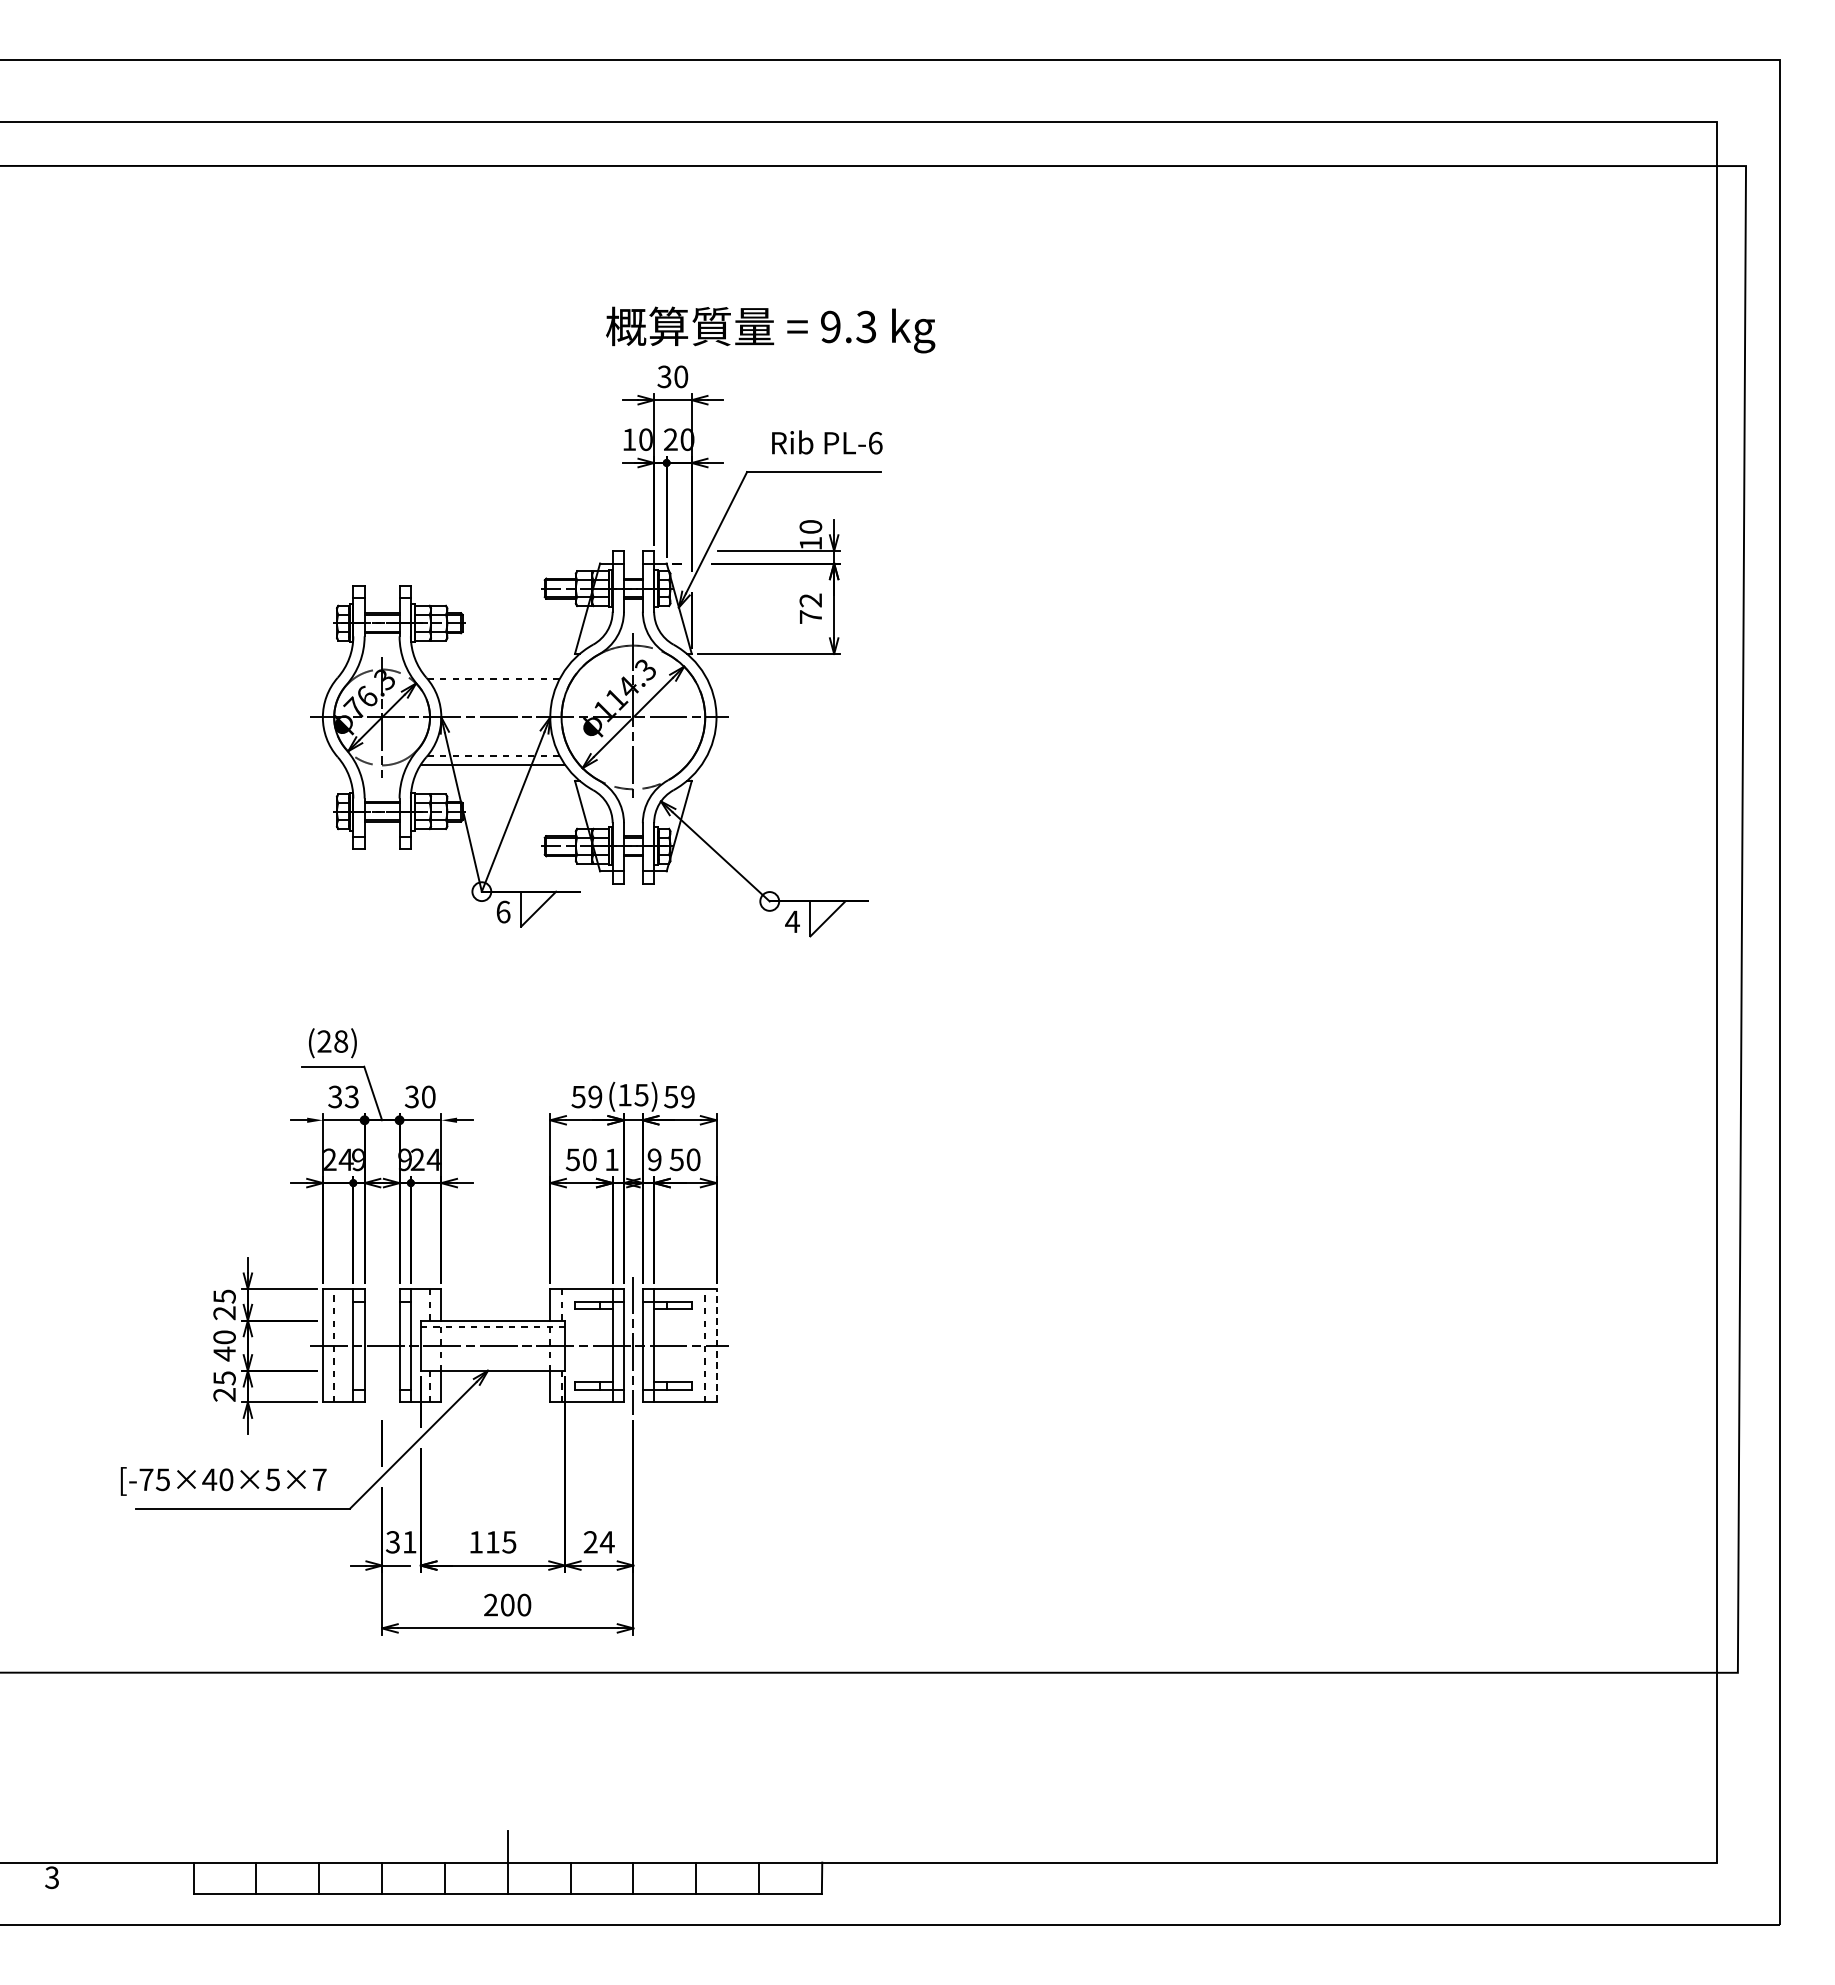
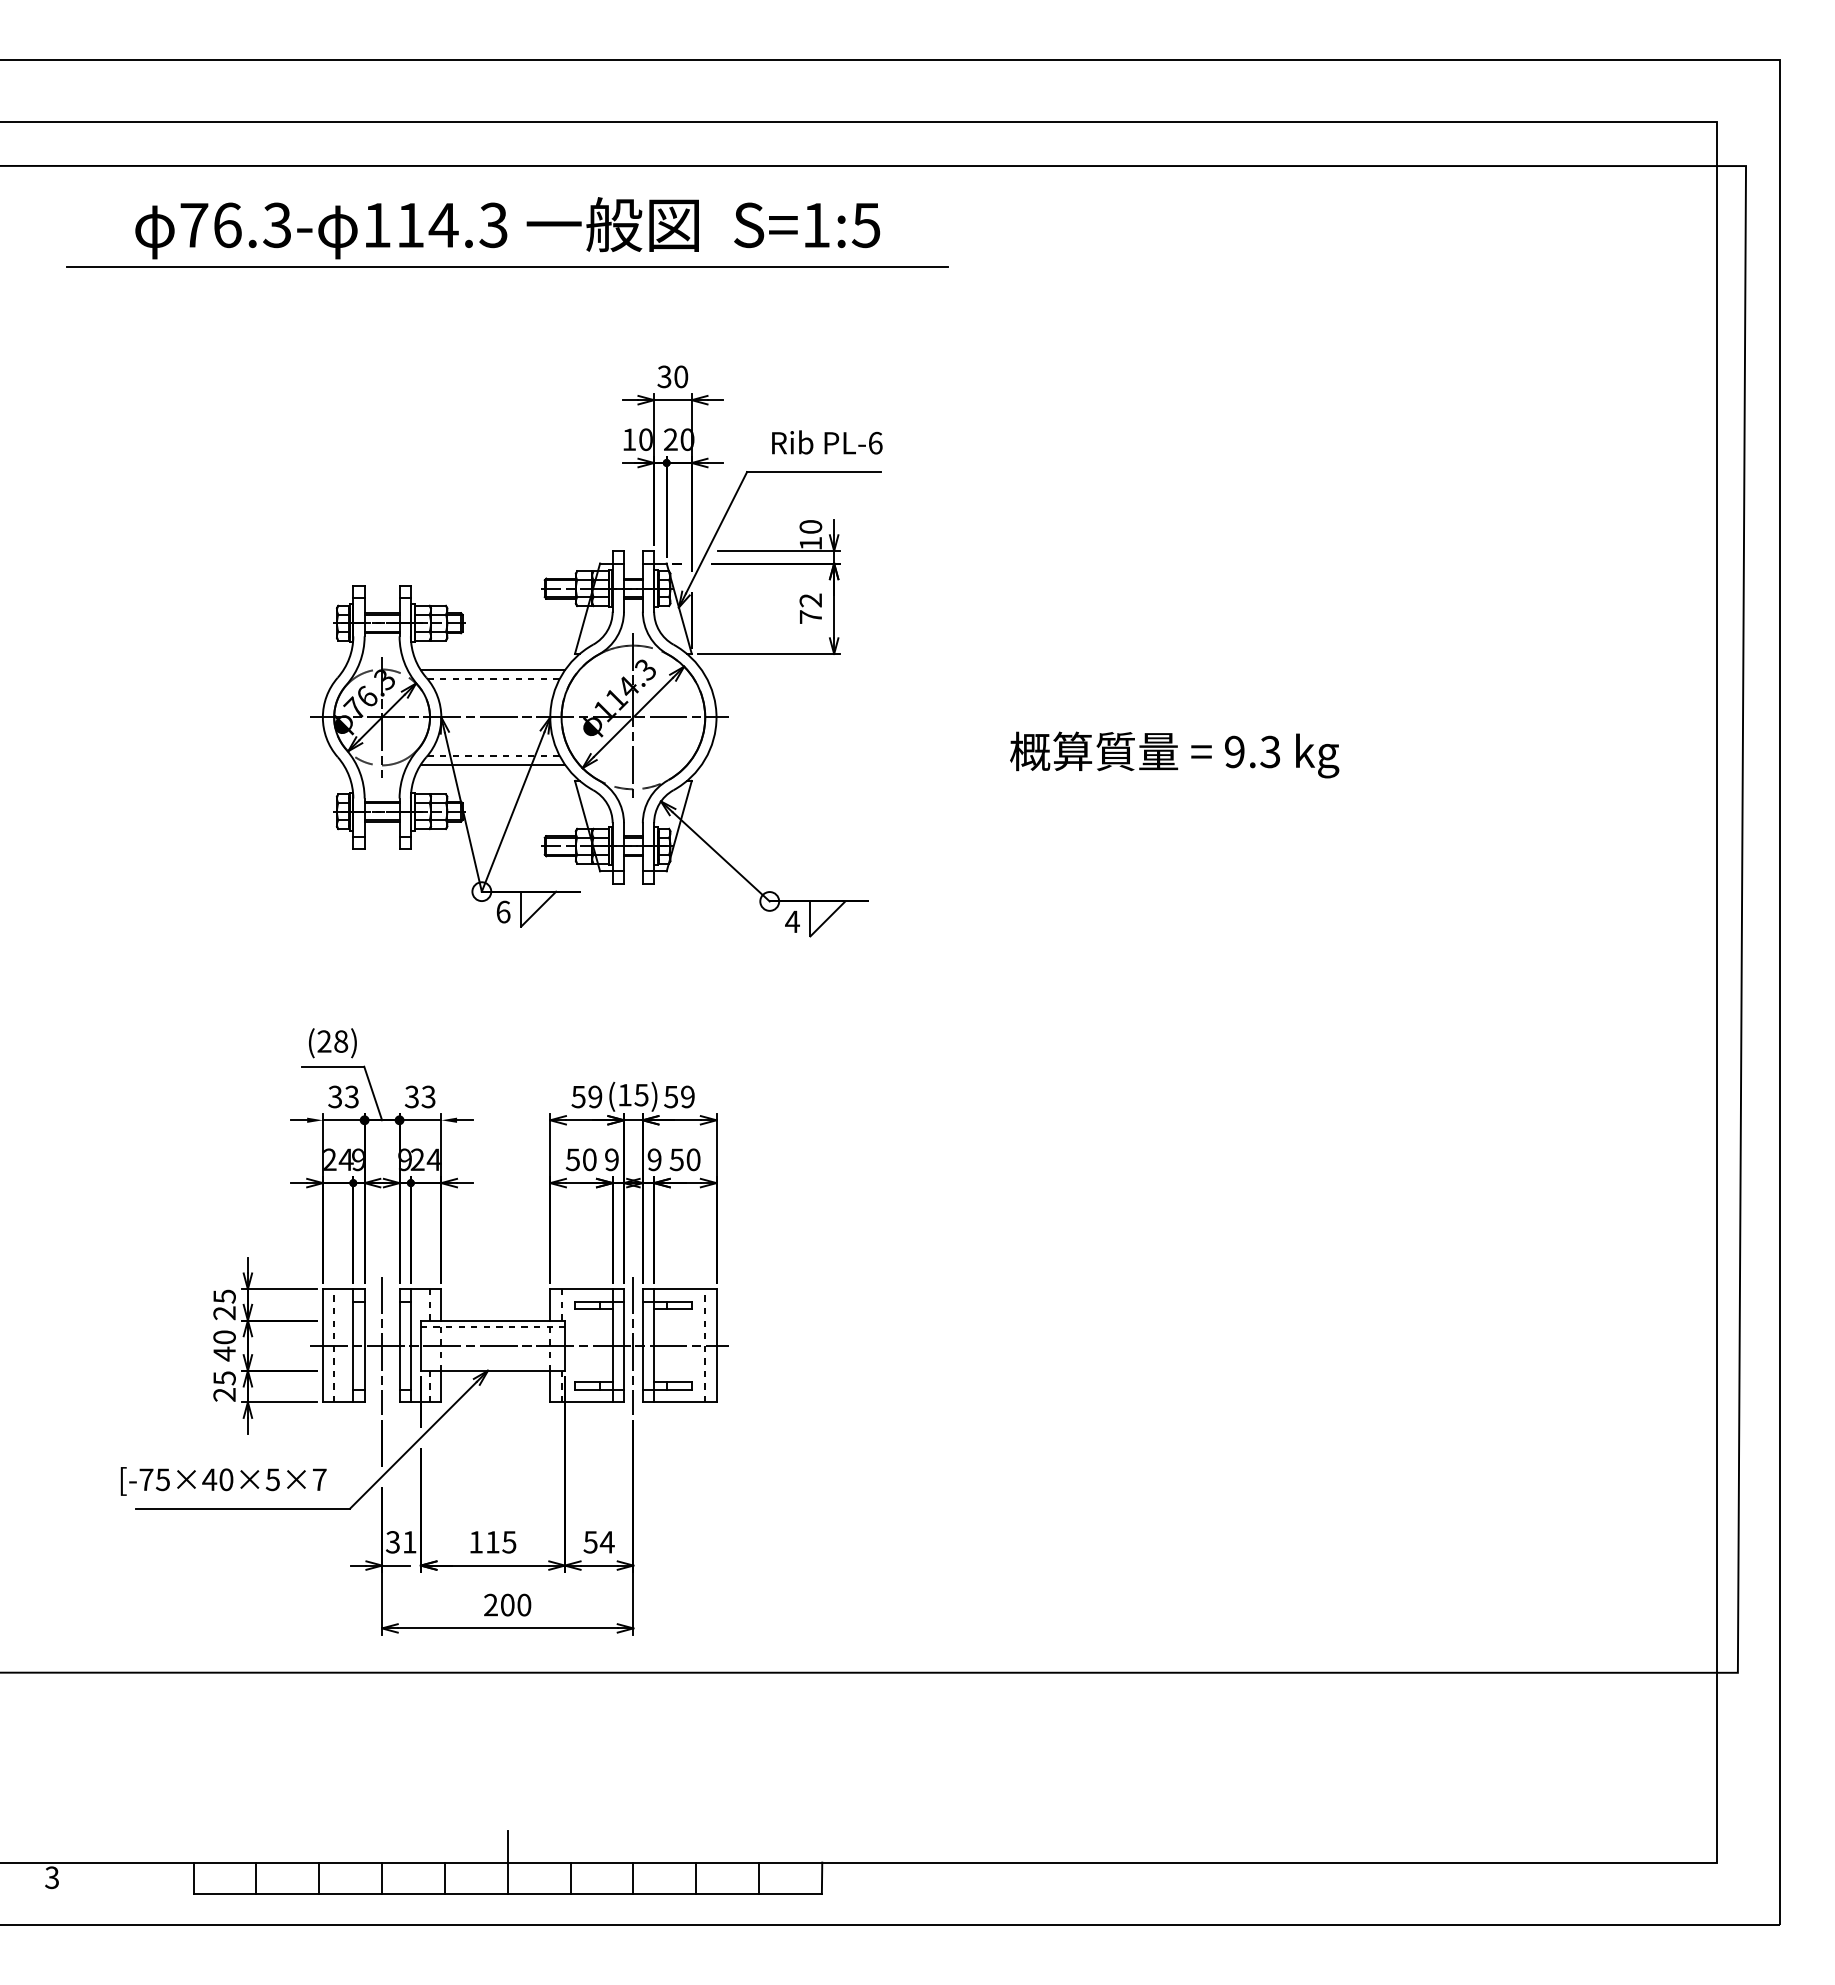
part: none -> present (507, 232)
text position: (770, 329) -> (1174, 754) (1174, 754)
line: none -> present (492, 670)
text: 30 -> 33 (428, 1096)
text: 1 -> 9 (611, 1159)
line: none -> present (382, 1345)
line: dashed -> solid (716, 1345)
text: 24 -> 54 (590, 1542)
